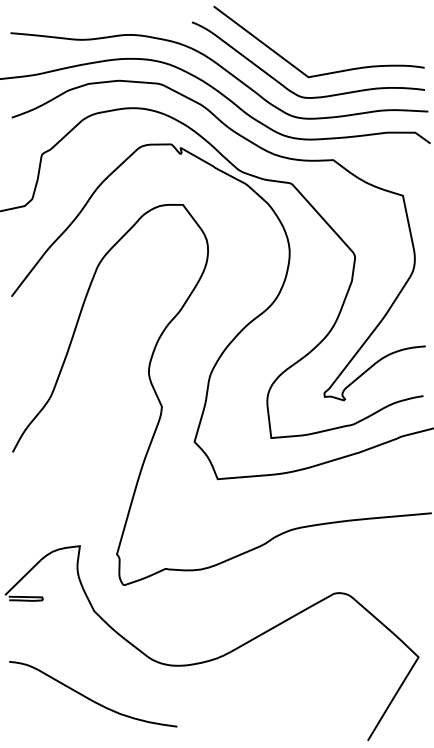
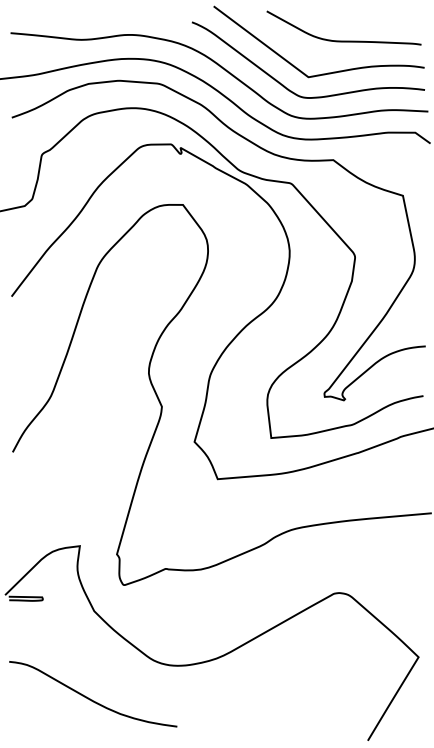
curve: none -> present (343, 40)
